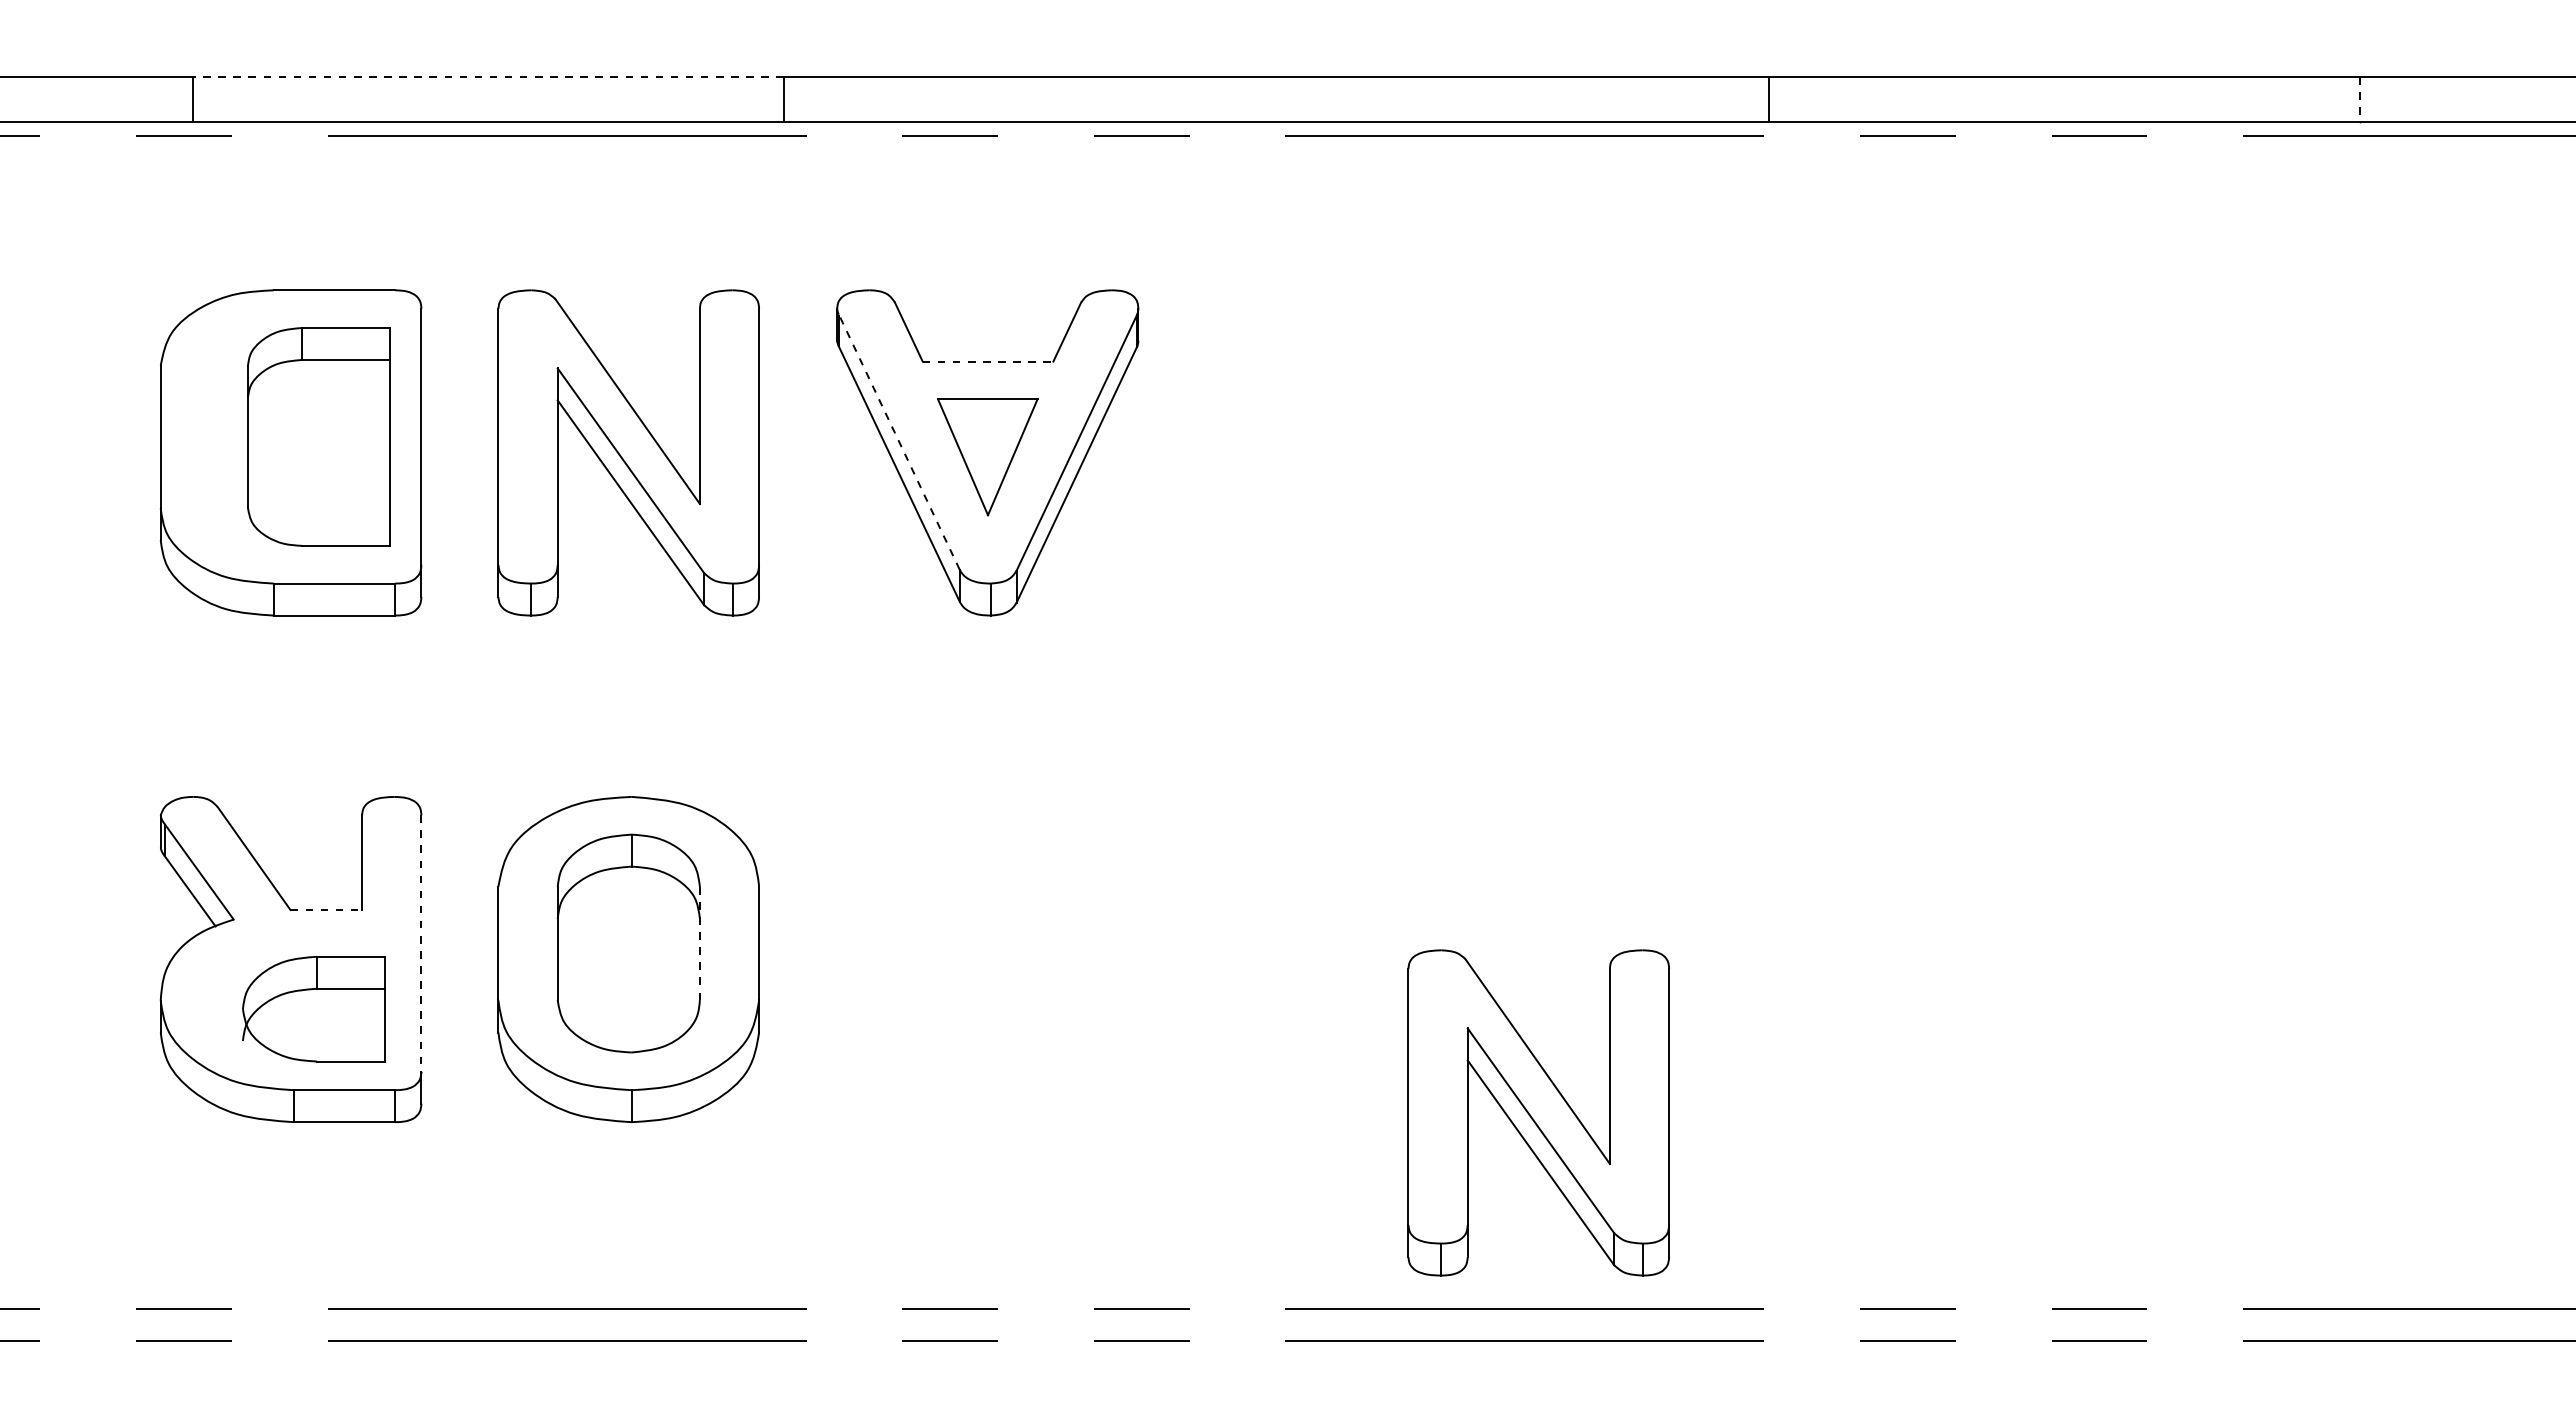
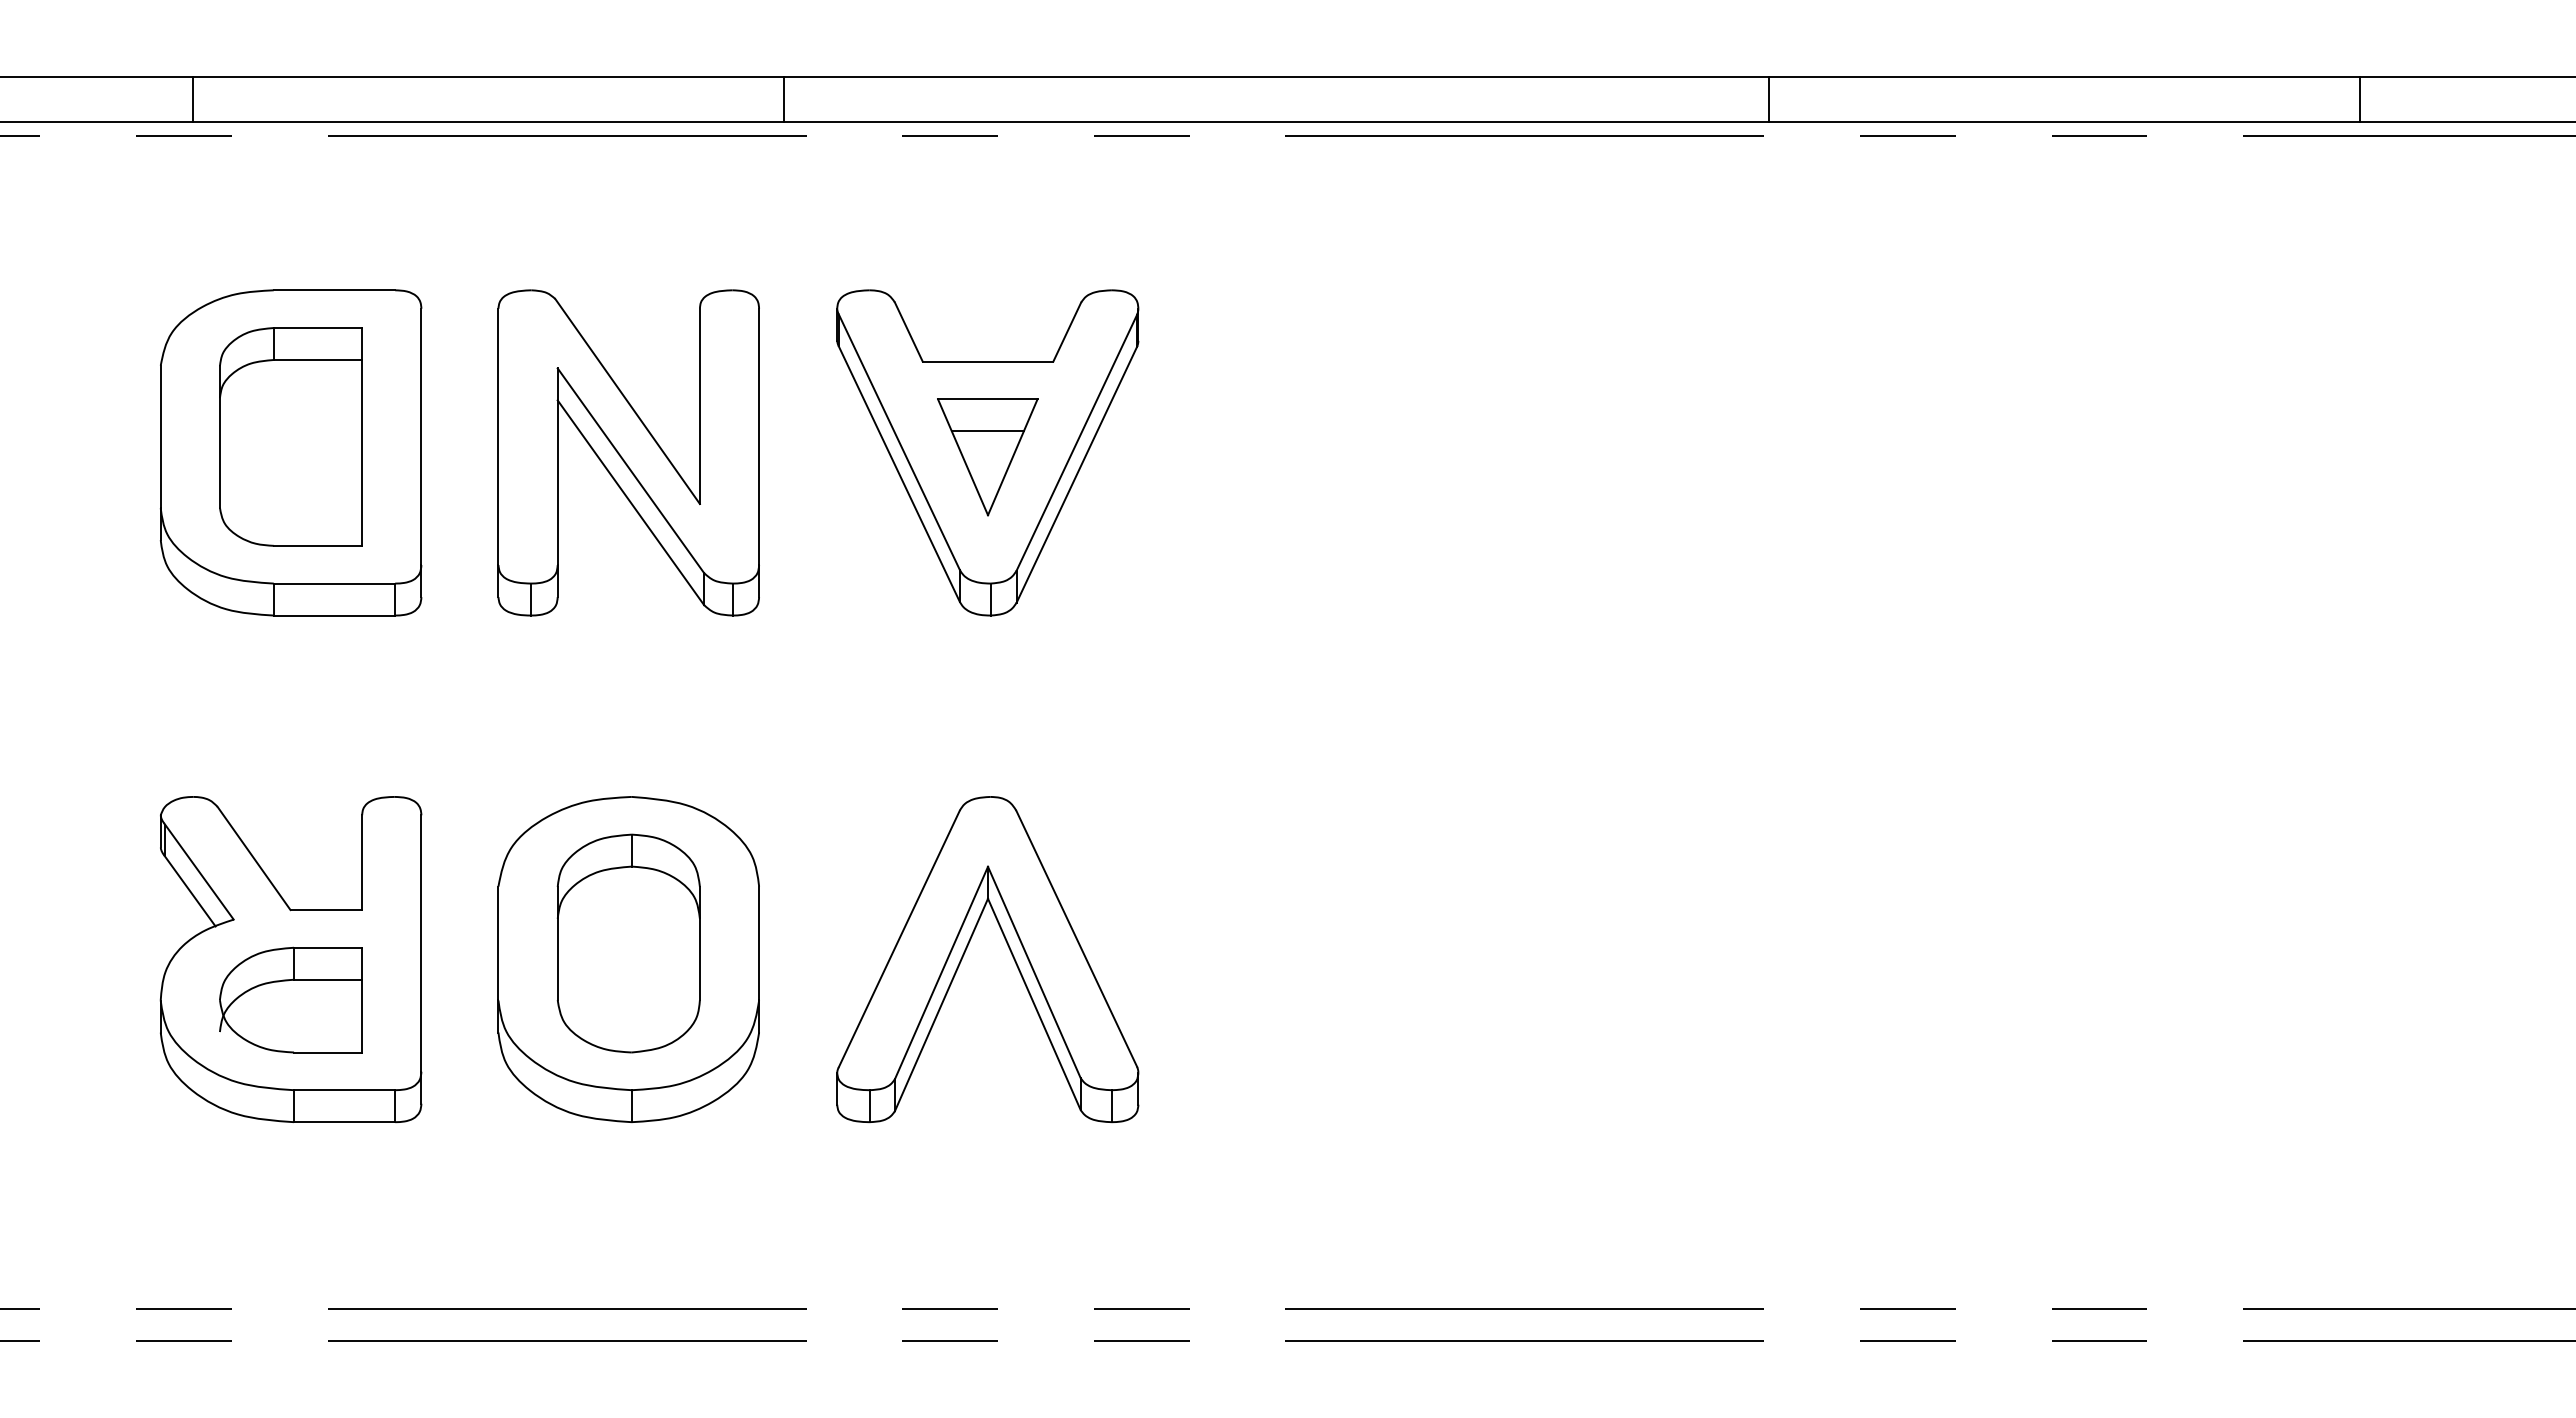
line: dashed -> solid (488, 77)
line: dashed -> solid (2360, 99)
line: dashed -> solid (988, 361)
line: none -> present (987, 431)
part position: (318, 436) -> (290, 436) (290, 436)
line: dashed -> solid (899, 441)
line: dashed -> solid (326, 910)
line: dashed -> solid (699, 943)
line: dashed -> solid (421, 944)
part: none -> present (967, 948)
part position: (313, 1008) -> (290, 999) (290, 999)
part: present -> none (1538, 1112)
